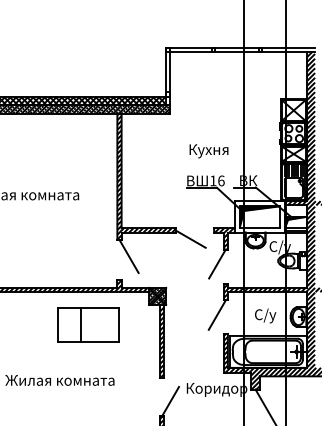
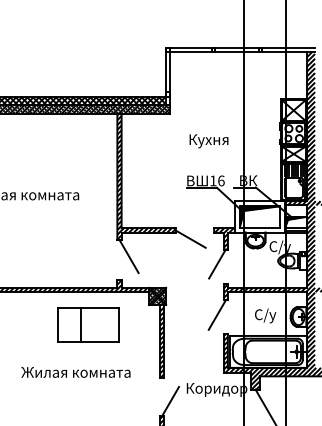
text position: (208, 151) -> (208, 141) (208, 141)
text position: (59, 380) -> (75, 372) (75, 372)
